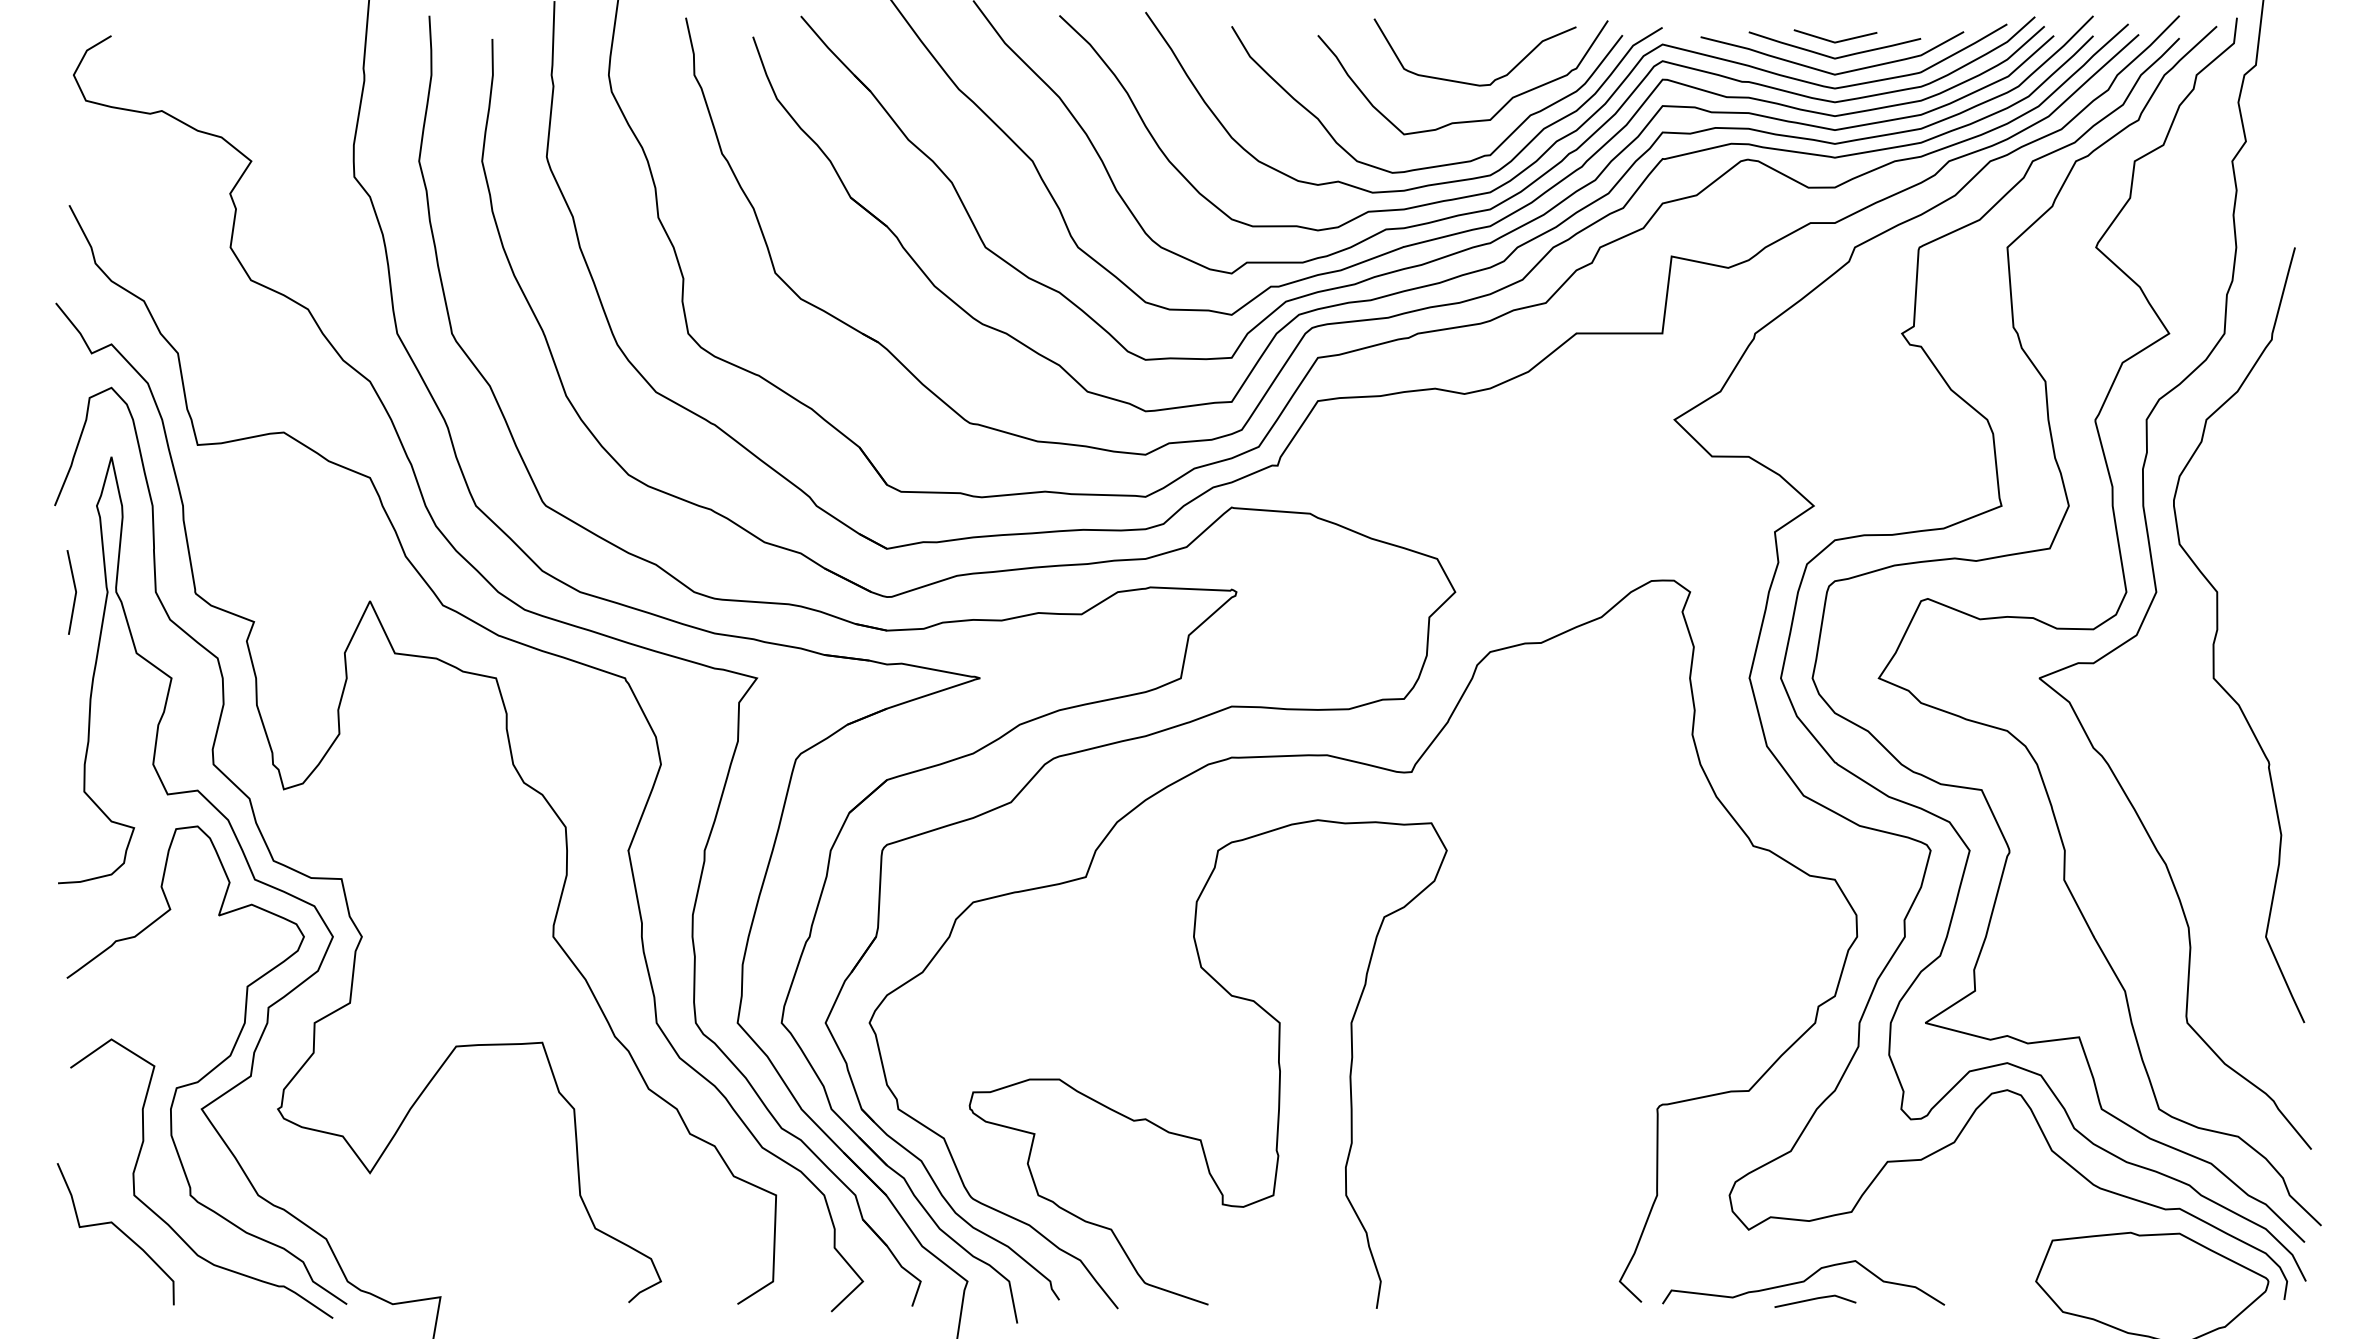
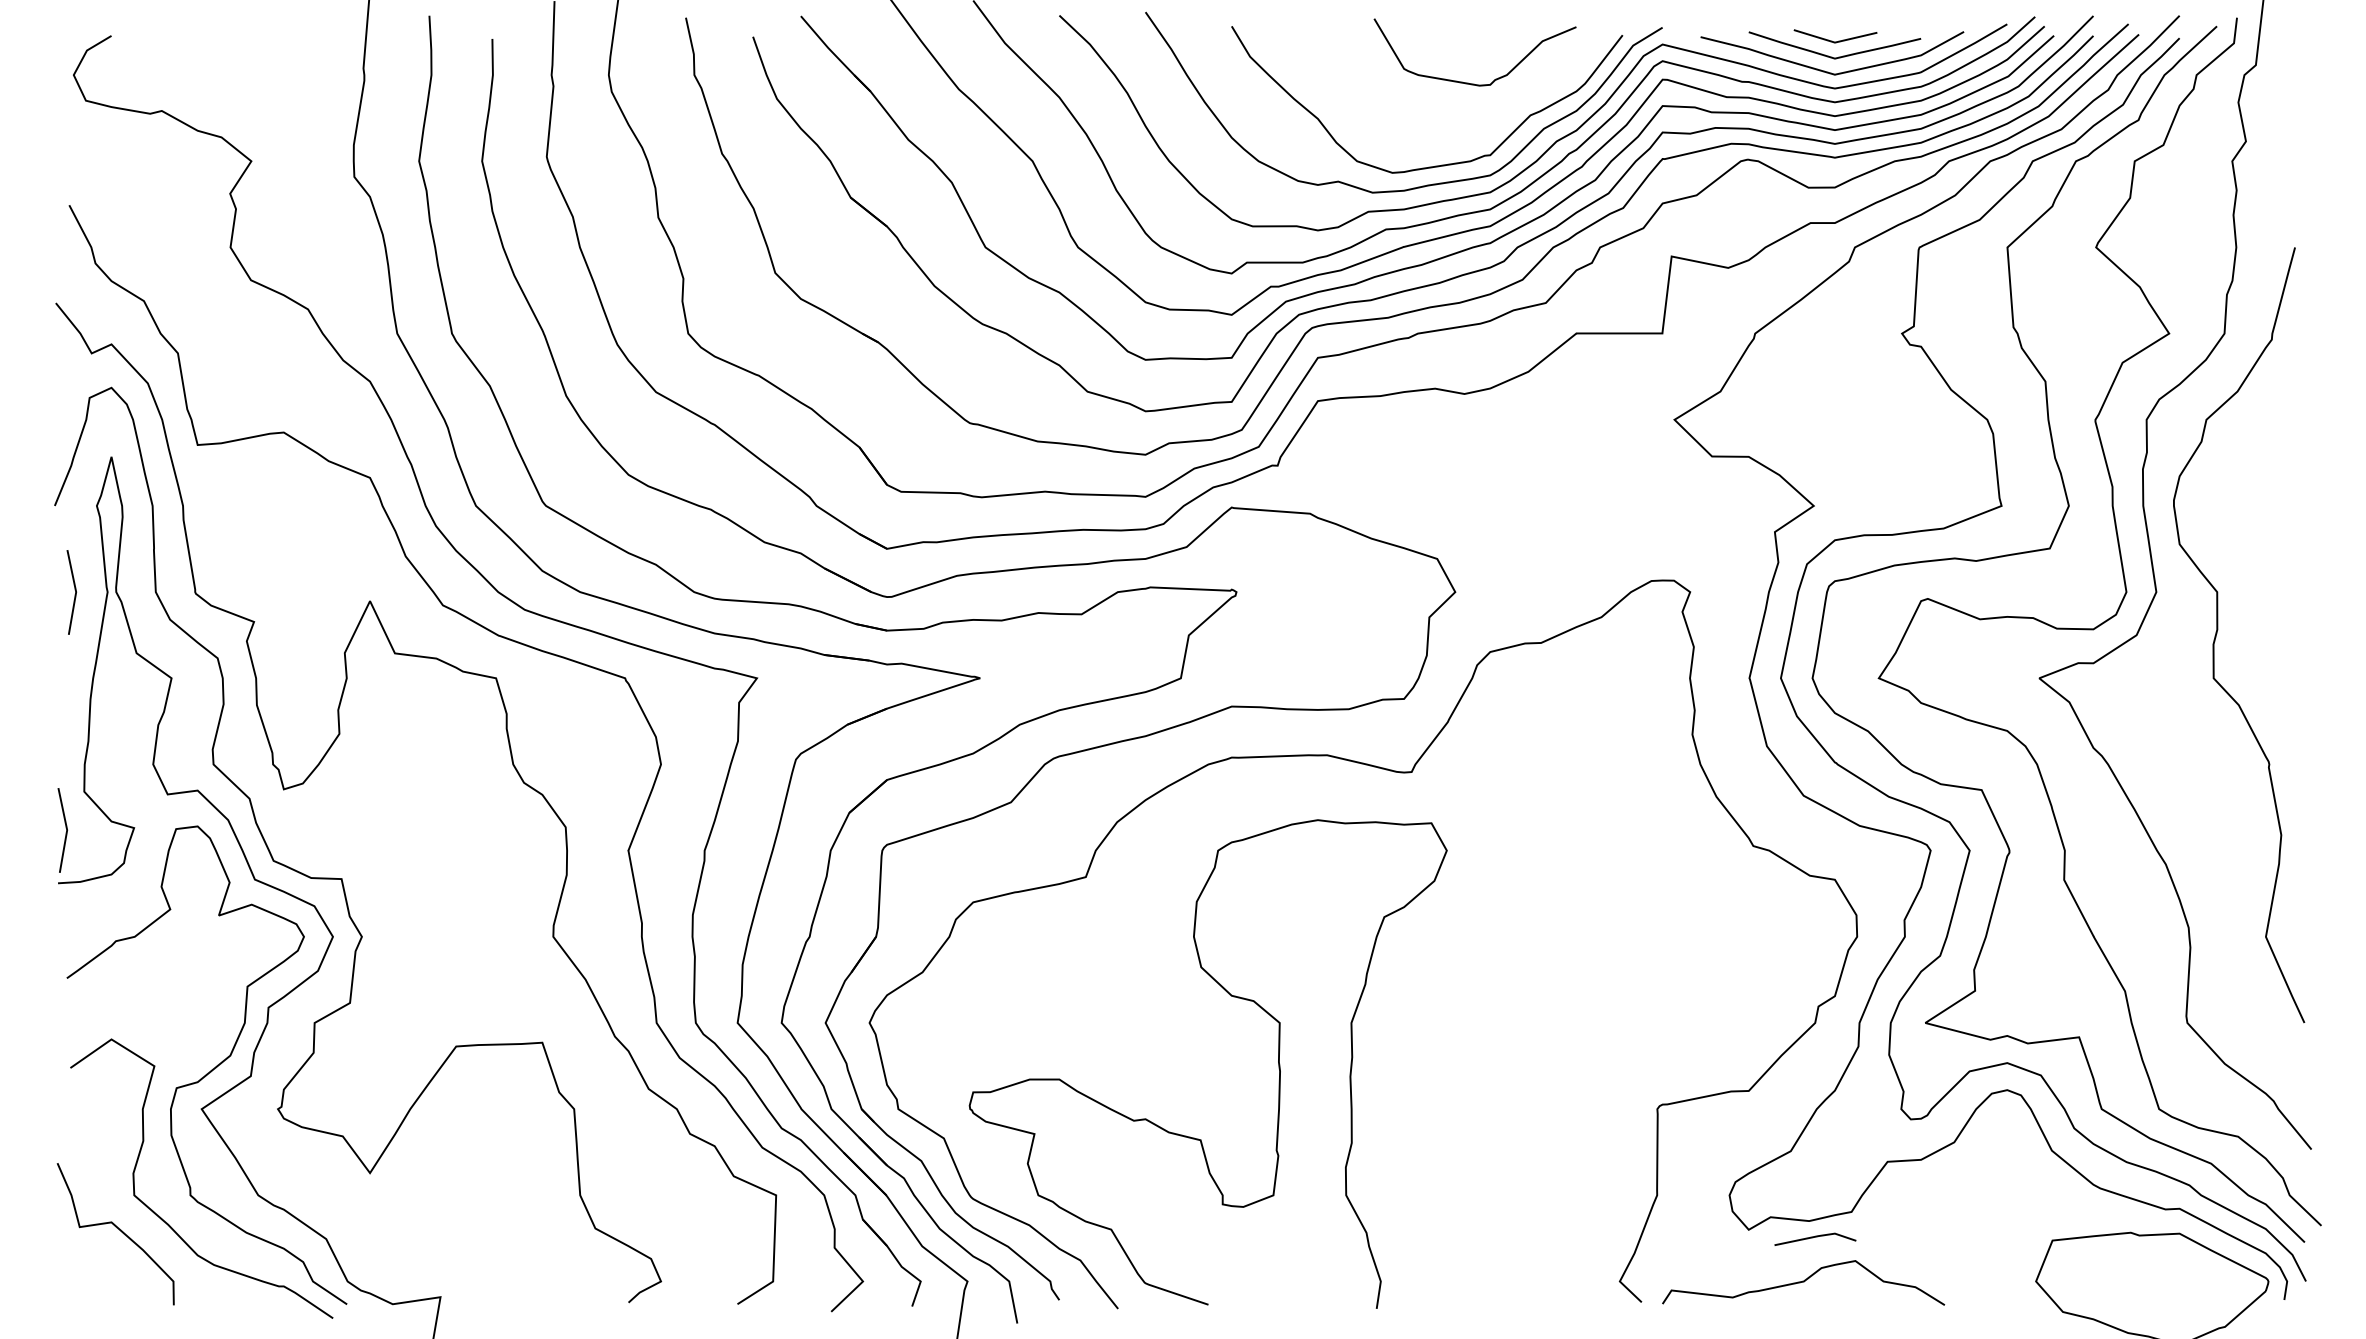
curve: present -> none (1469, 120)
line: none -> present (65, 832)
line position: (1815, 1299) -> (1815, 1237) (1815, 1237)
